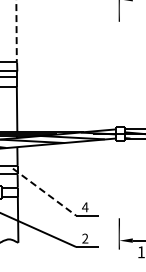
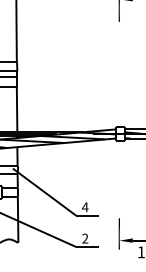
line: dashed -> solid (16, 31)
line: dashed -> solid (44, 192)
